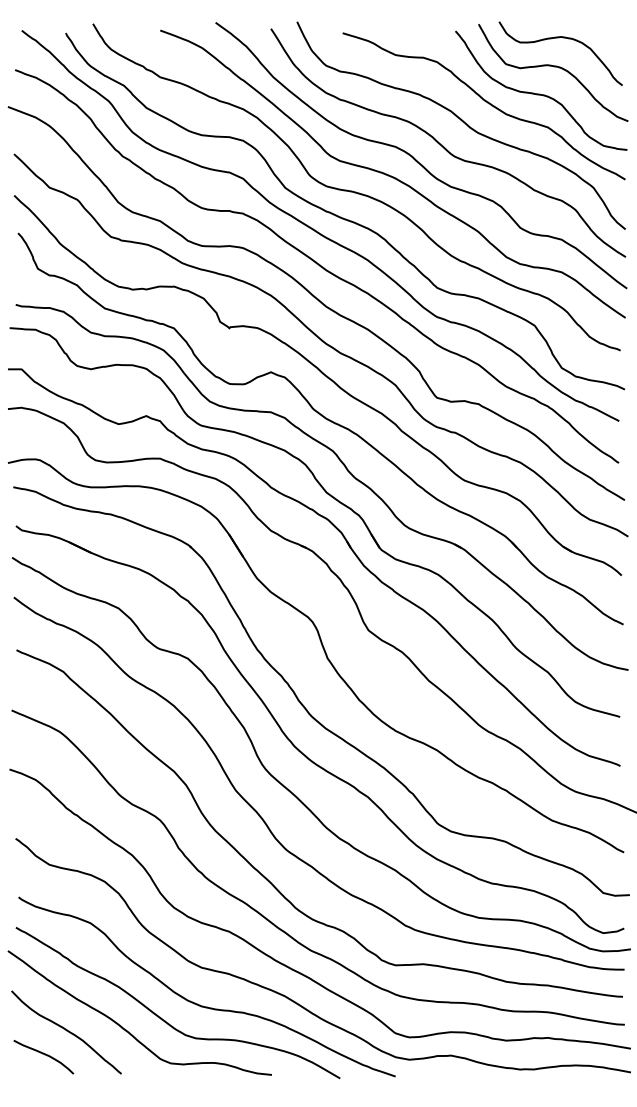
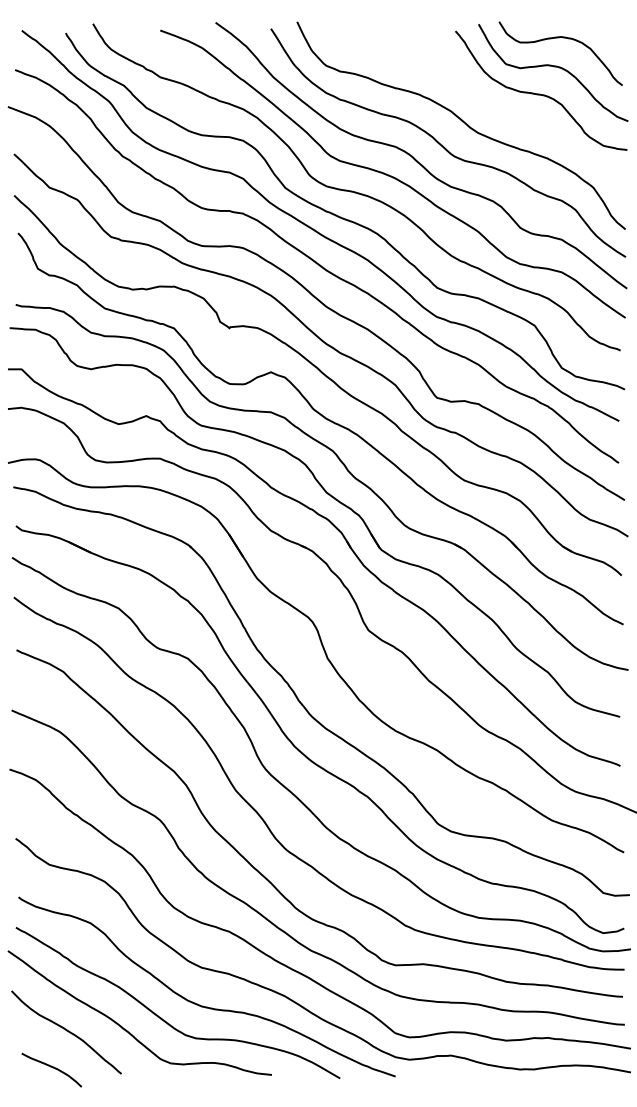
curve: present -> none (486, 102)
curve position: (44, 1055) -> (52, 1068) (52, 1068)
